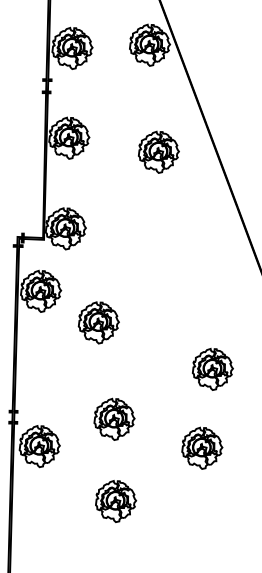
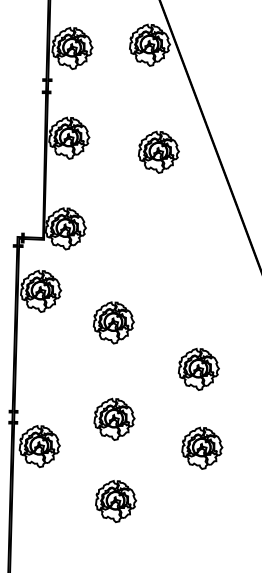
part position: (98, 322) -> (113, 322) (113, 322)
part position: (212, 369) -> (198, 369) (198, 369)
